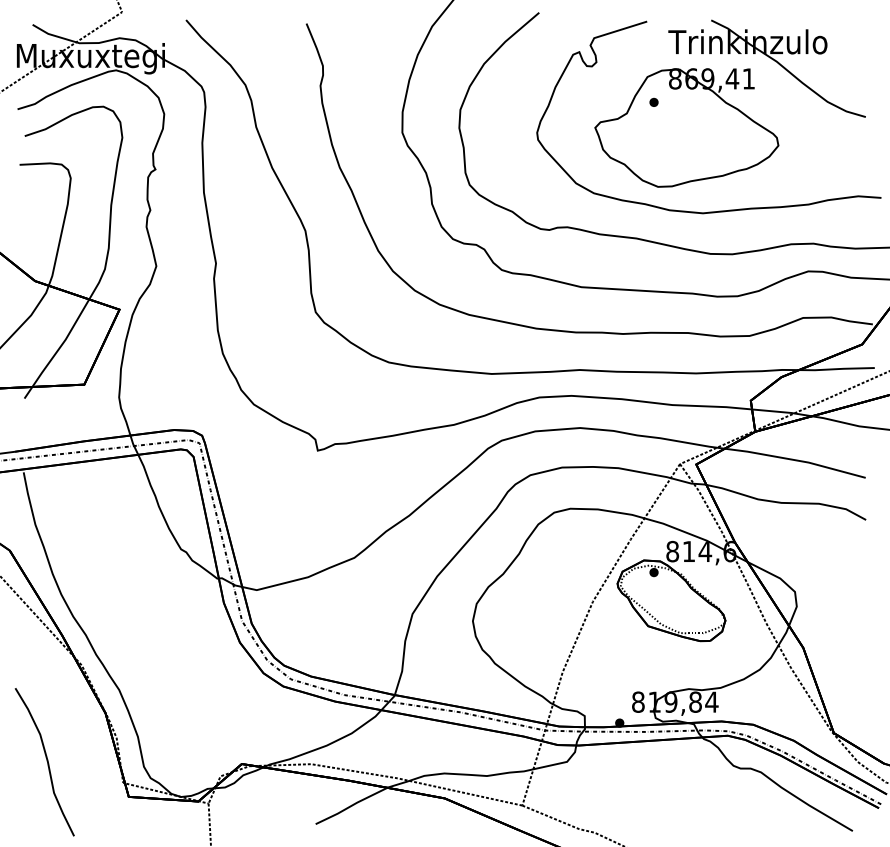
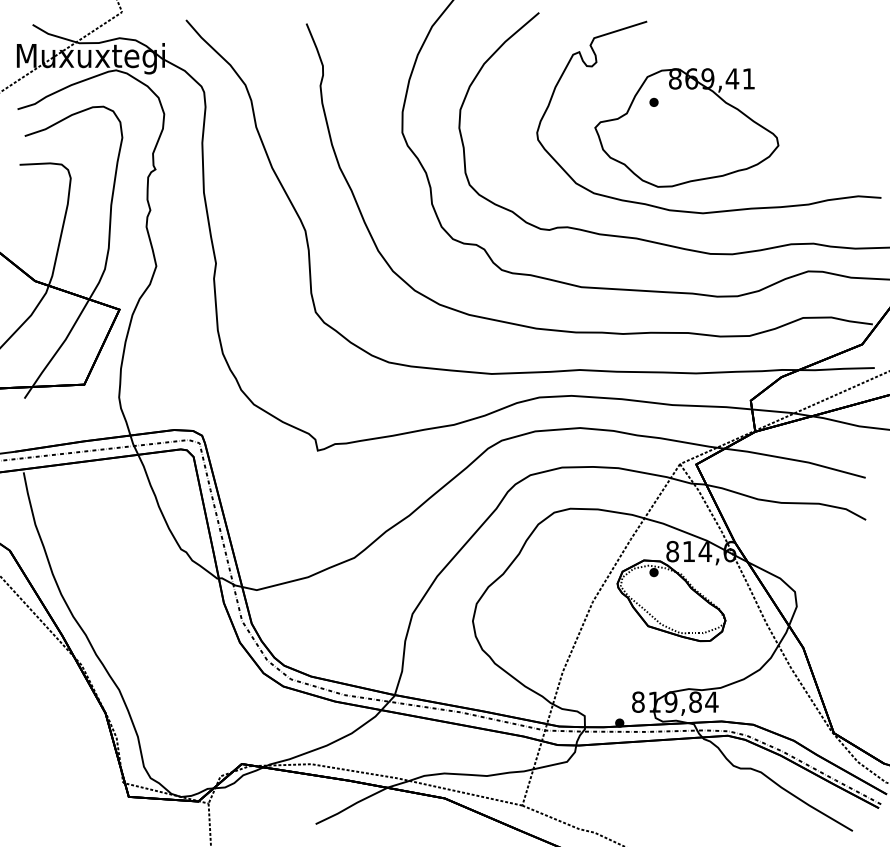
part: present -> none (771, 59)
curve: present -> none (46, 761)
